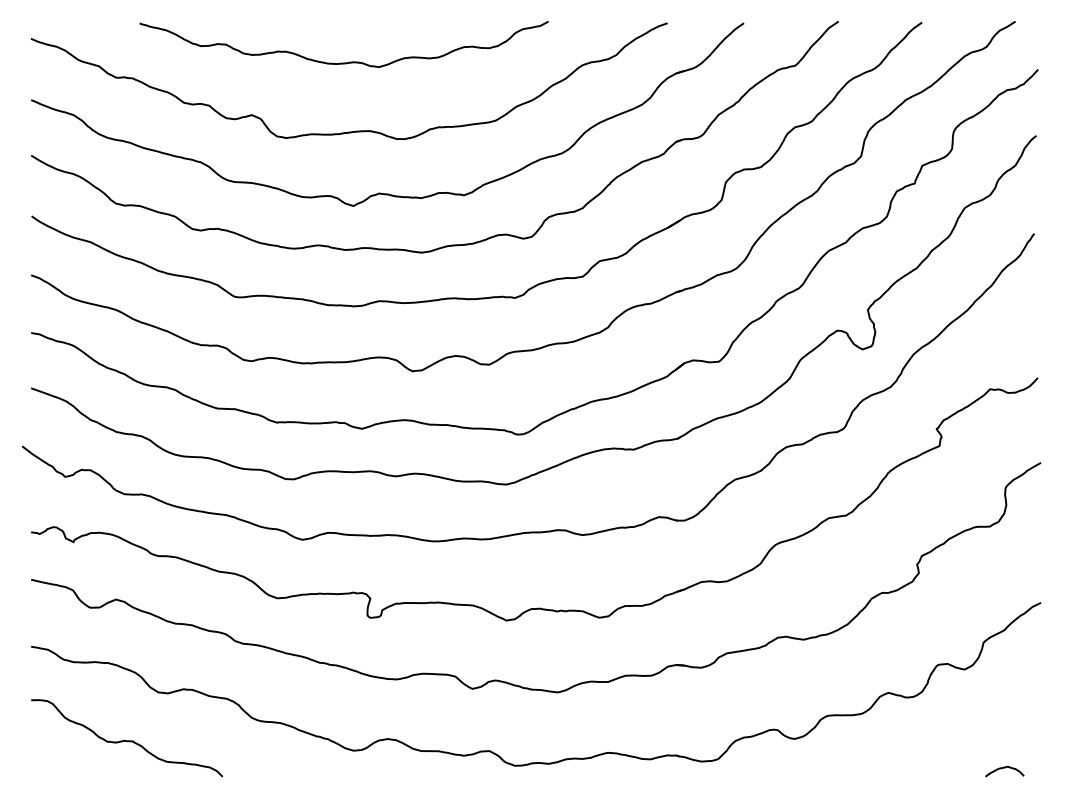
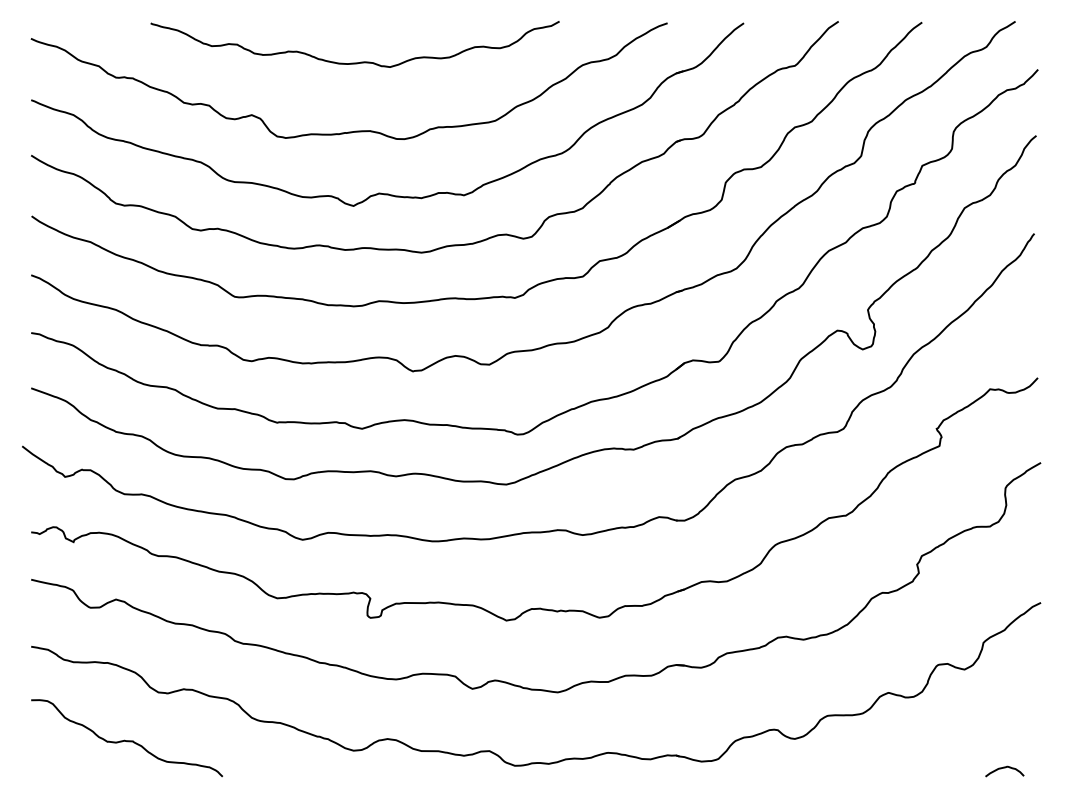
curve position: (343, 62) -> (354, 62) (354, 62)
